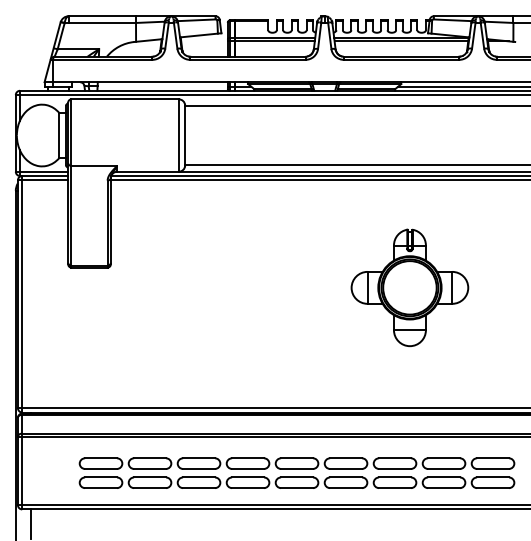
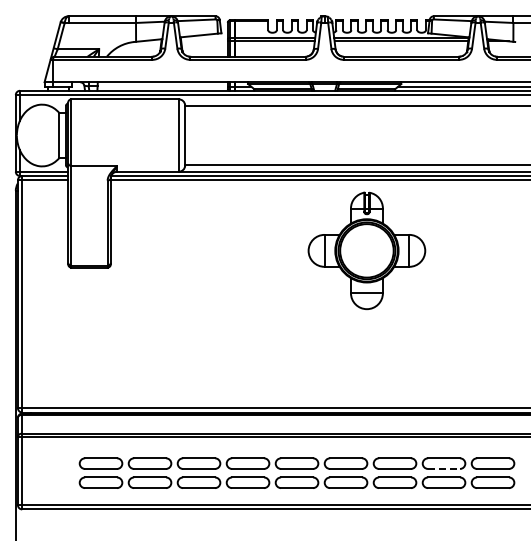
part position: (409, 287) -> (366, 250) (366, 250)
line: solid -> dashed (444, 468)
line: present -> none (30, 523)
